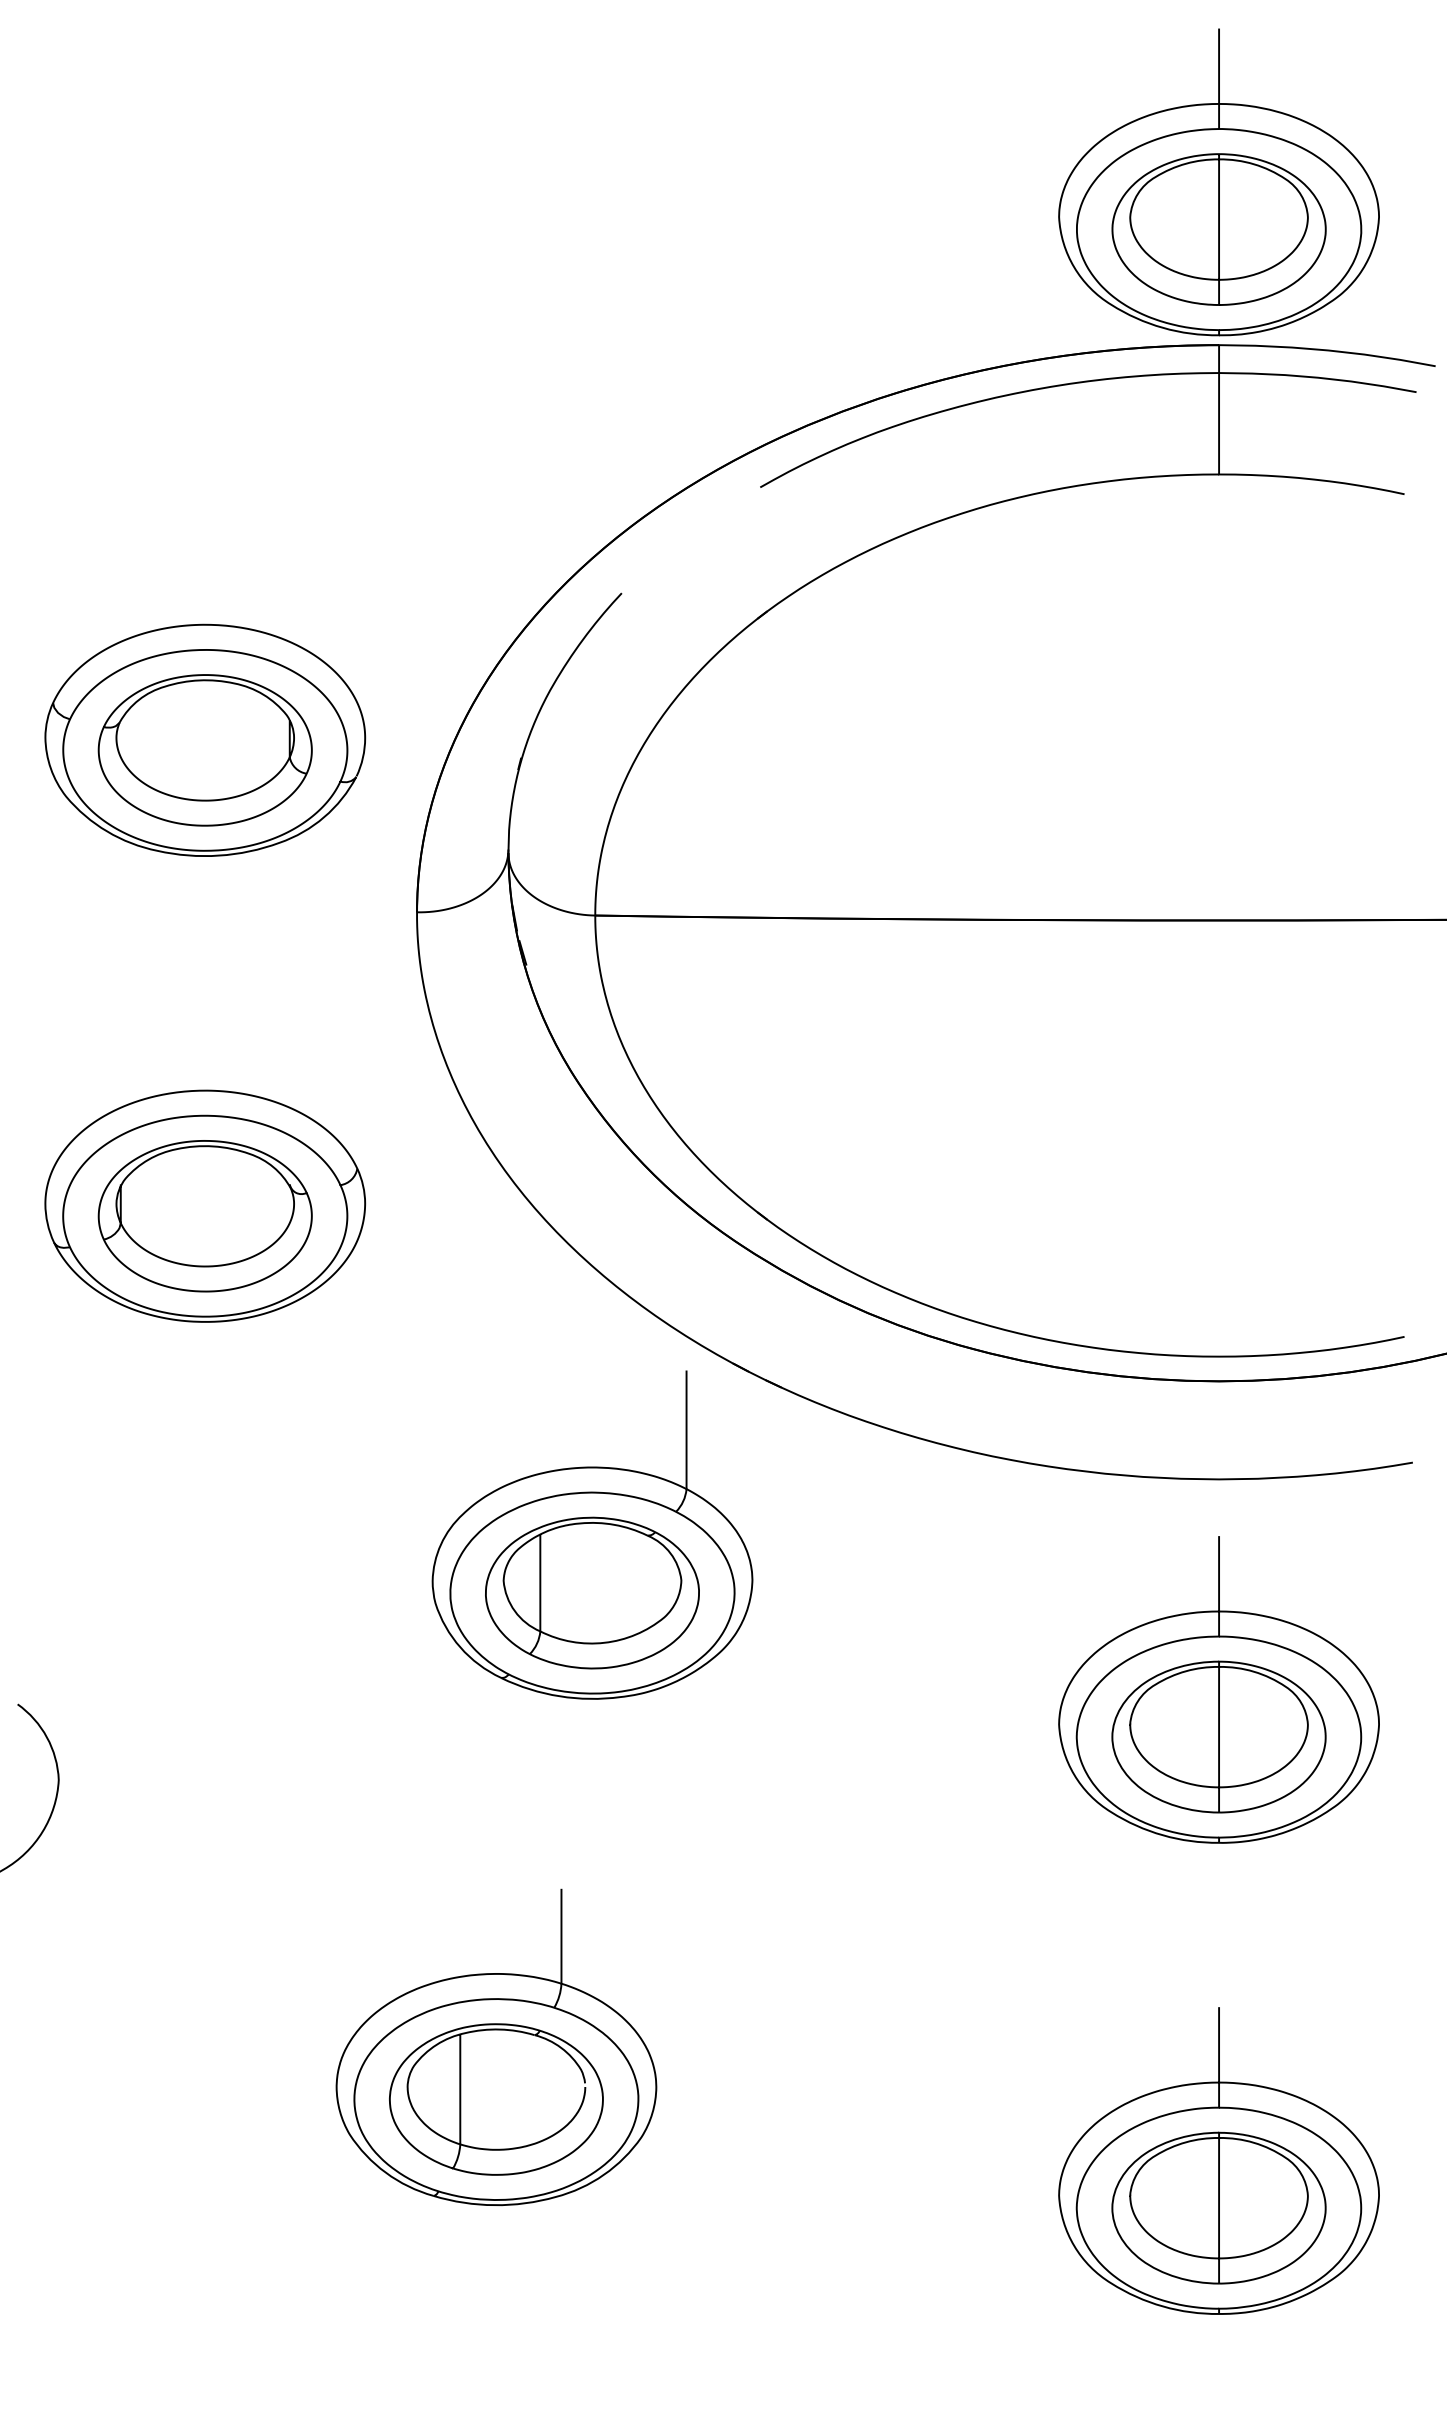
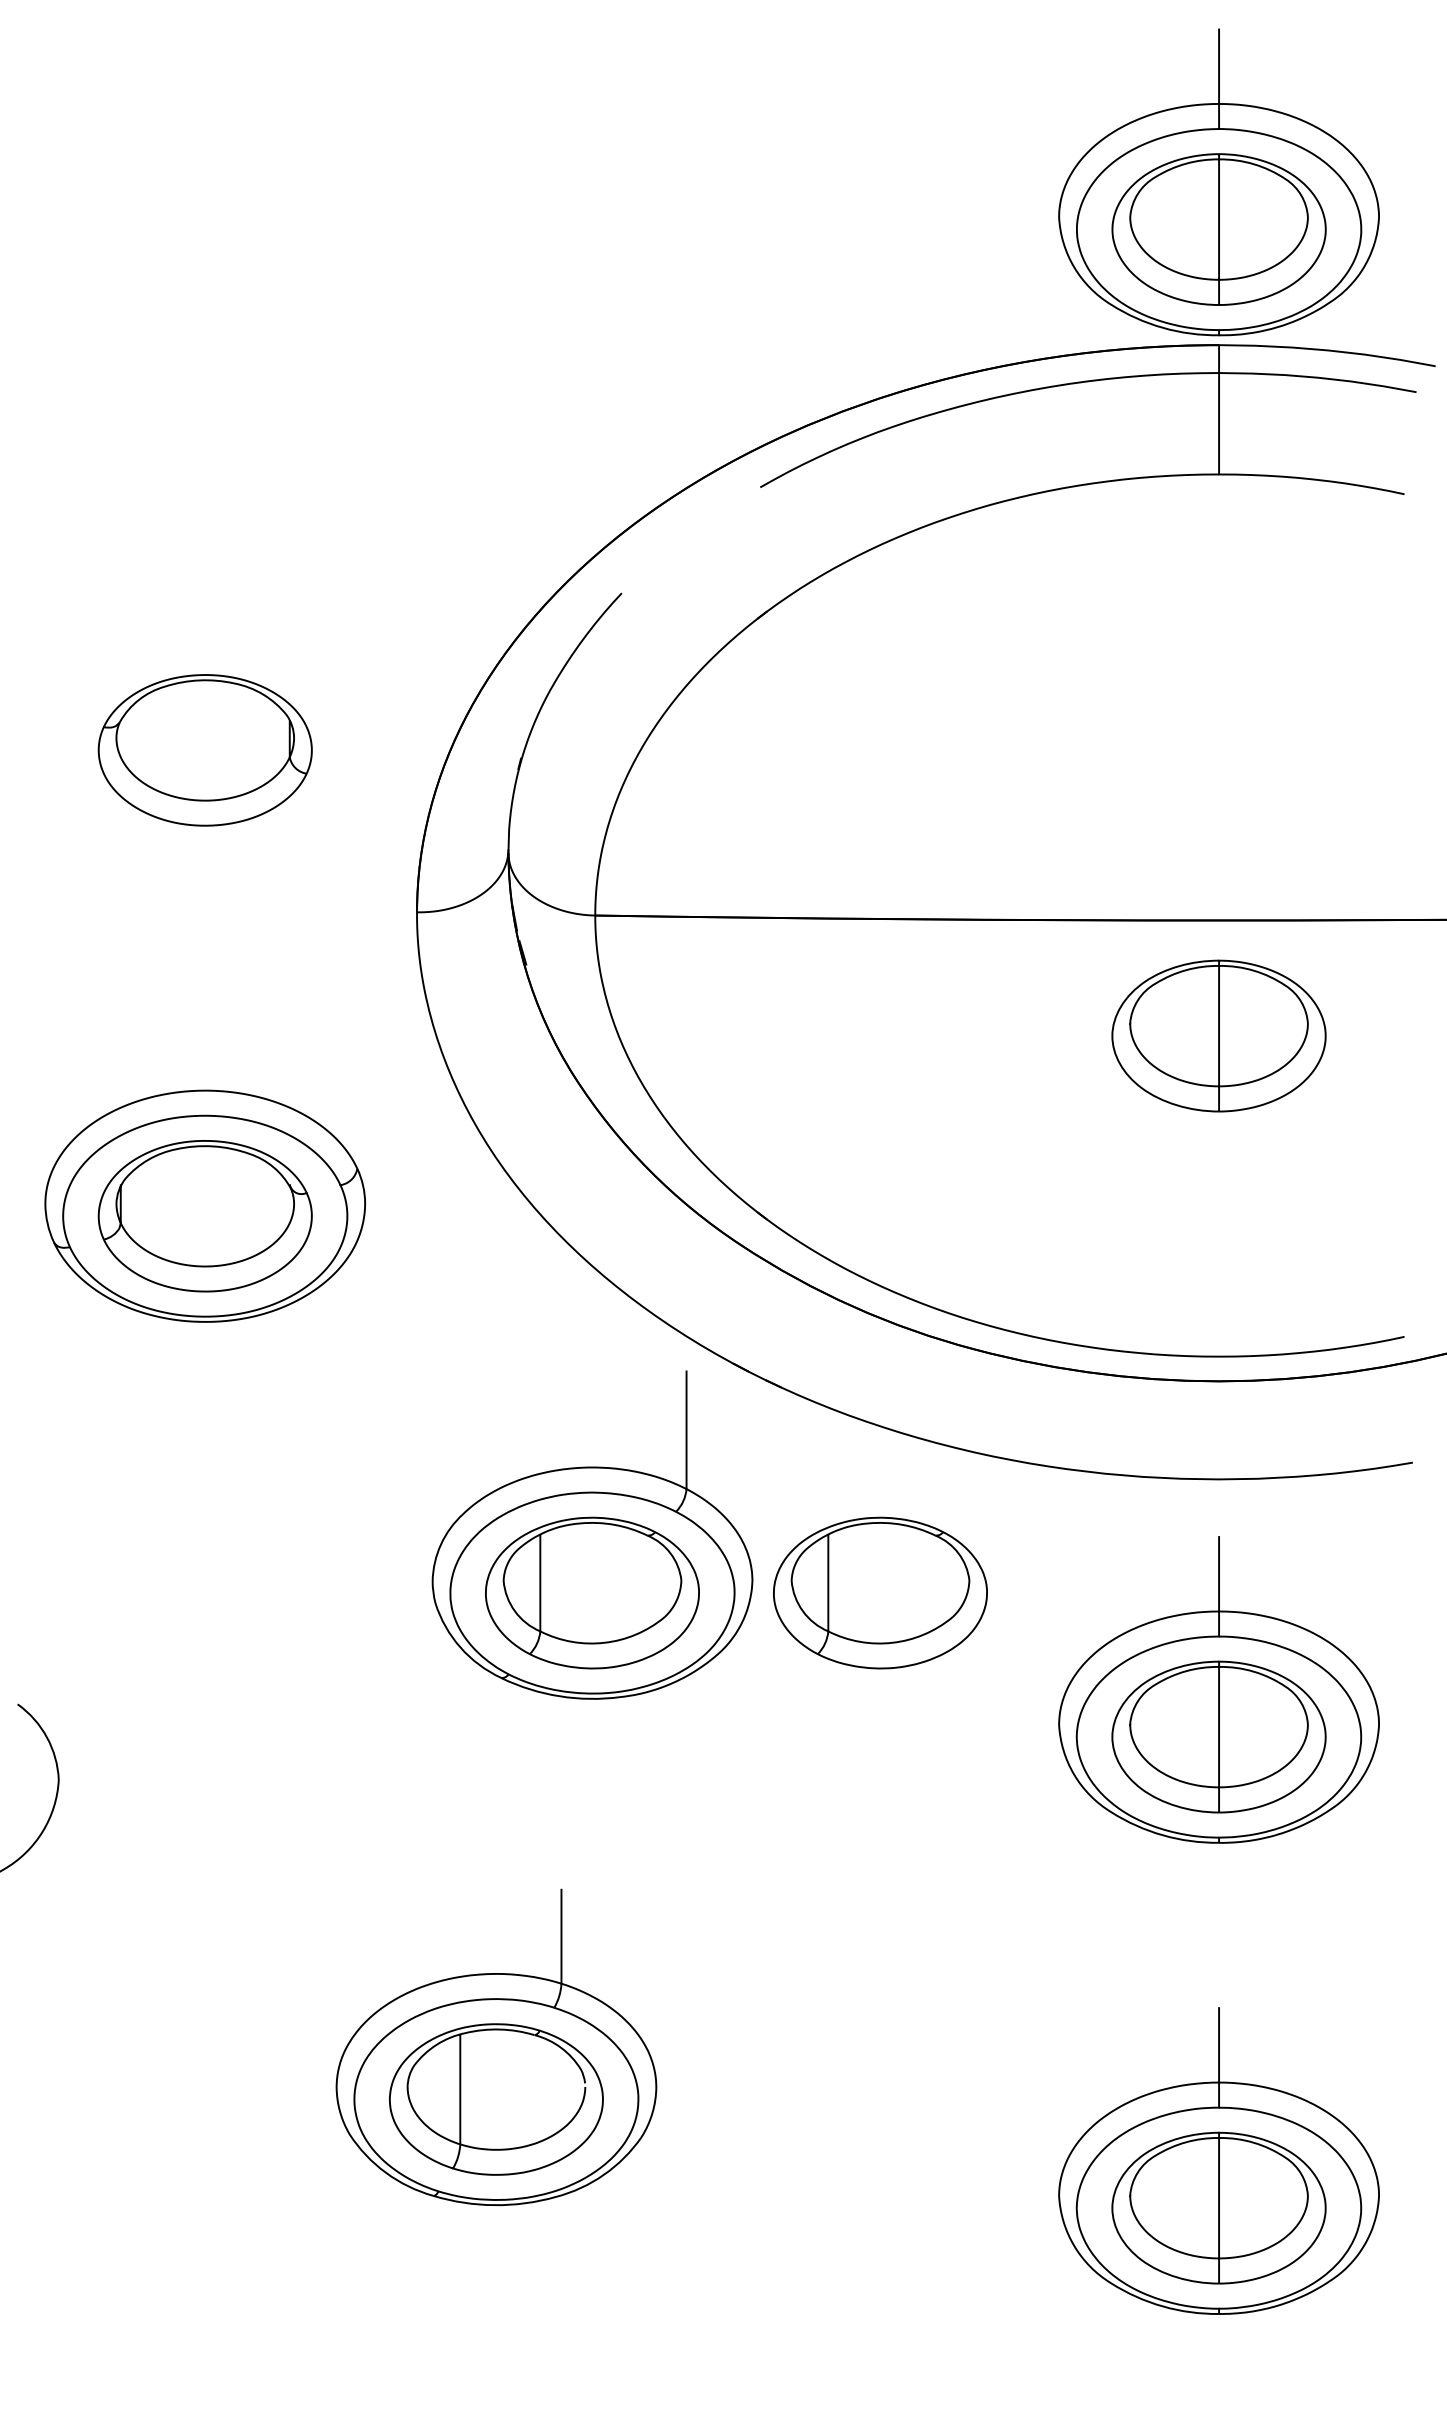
part: present -> none (205, 739)
part: none -> present (1218, 1035)
part: none -> present (880, 1592)
